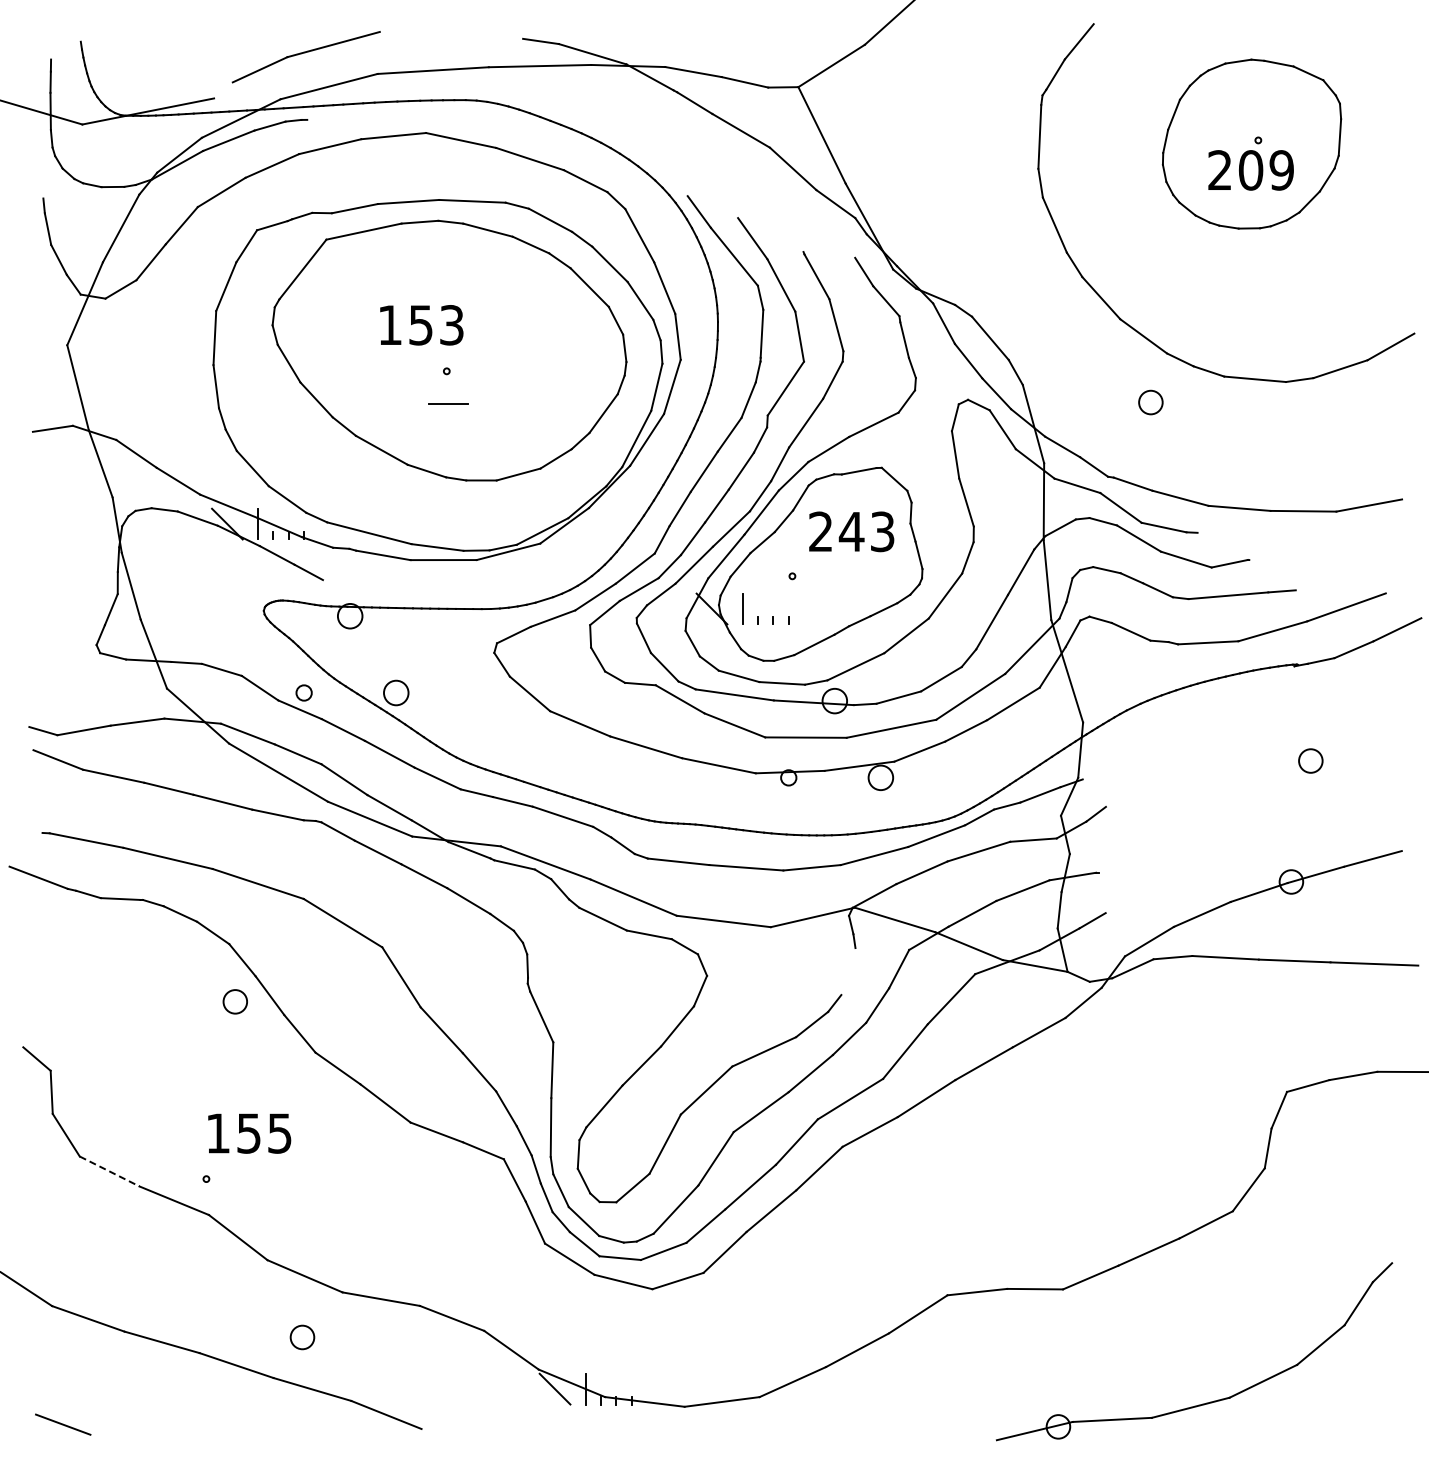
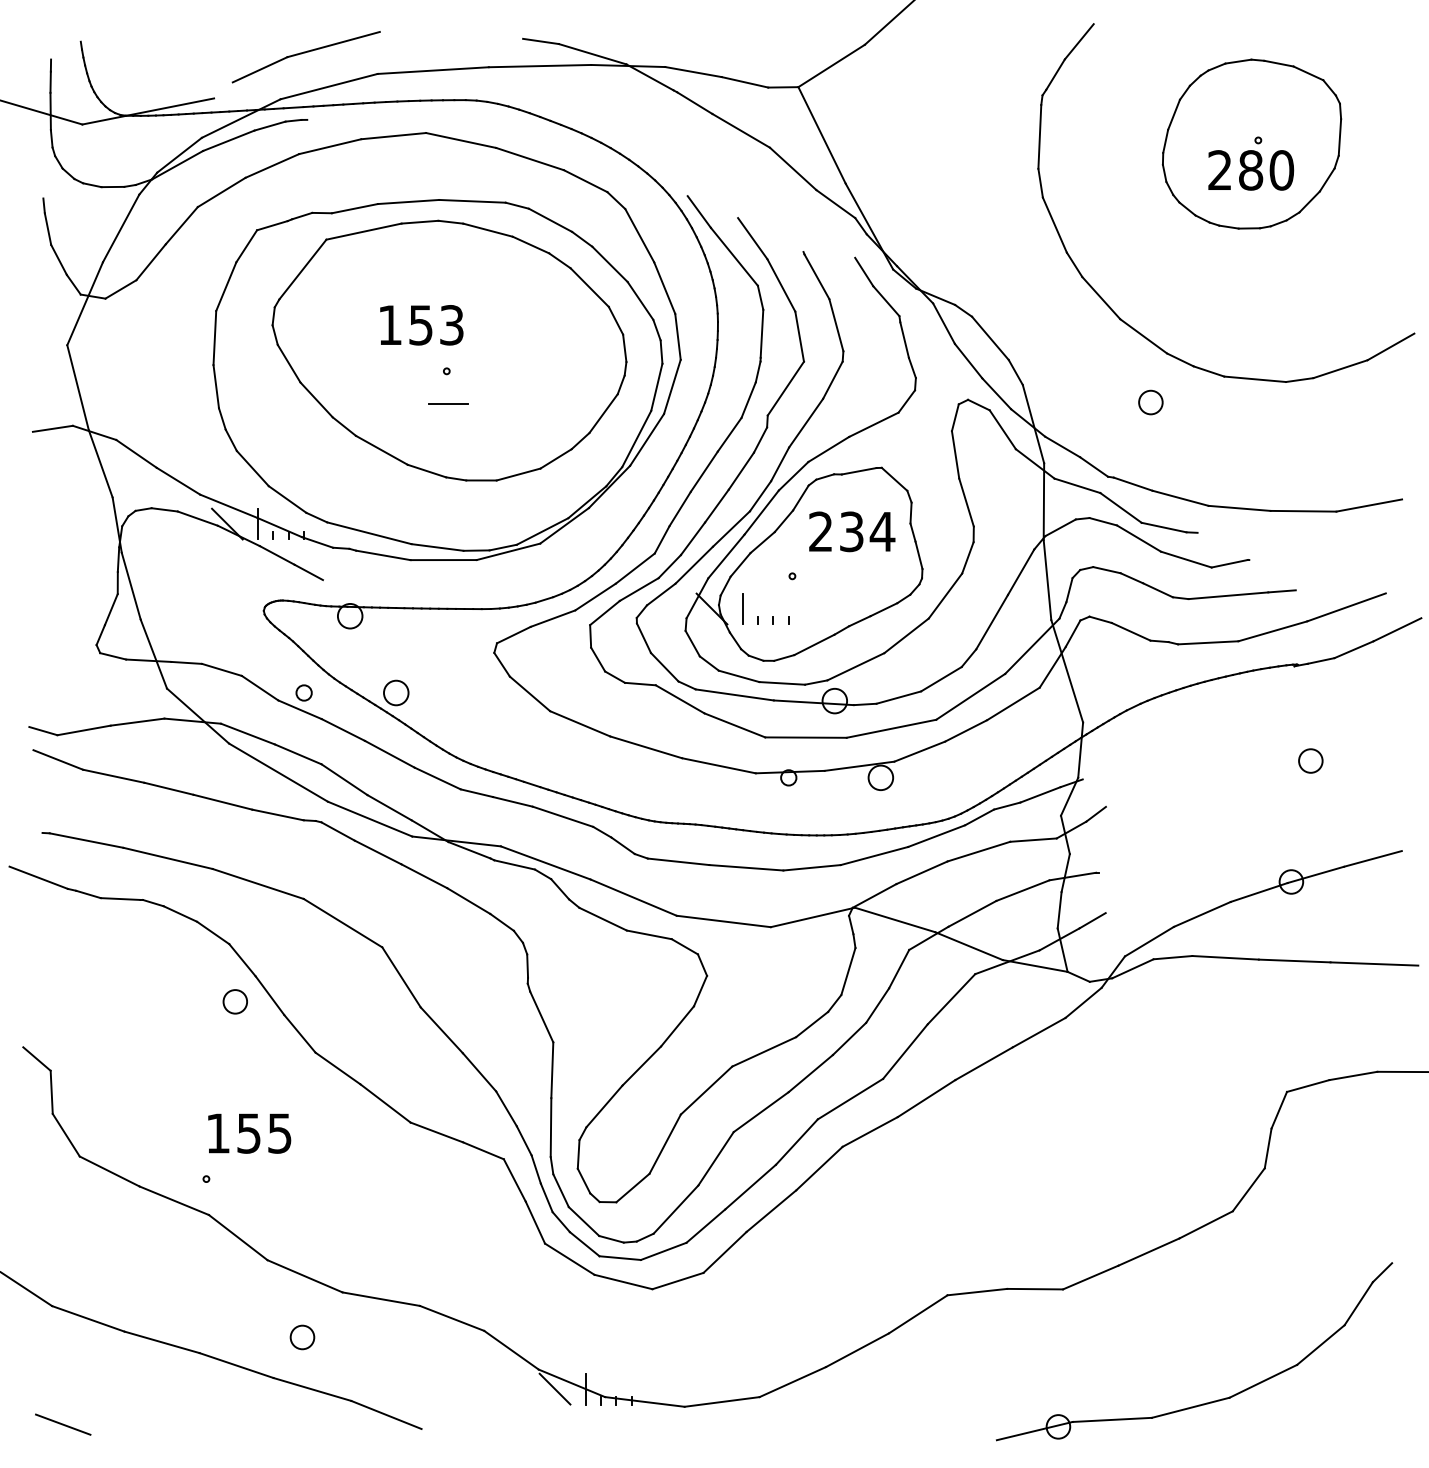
text: 209 -> 280 (1266, 170)
text: 243 -> 234 (866, 531)
line: none -> present (848, 971)
line: dashed -> solid (110, 1171)
